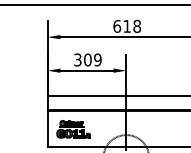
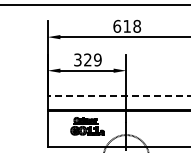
text: 309 -> 329 (87, 59)
line: solid -> dashed (118, 95)
part position: (73, 129) -> (87, 126) (87, 126)
